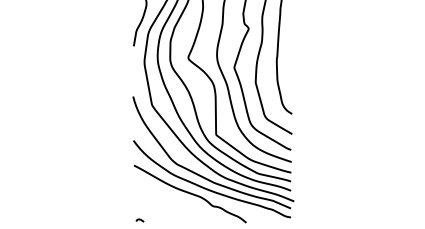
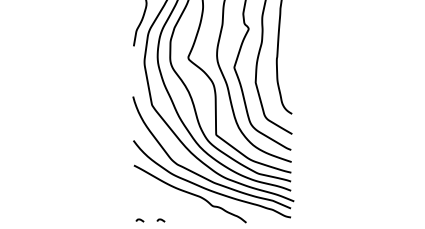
curve: none -> present (160, 220)
